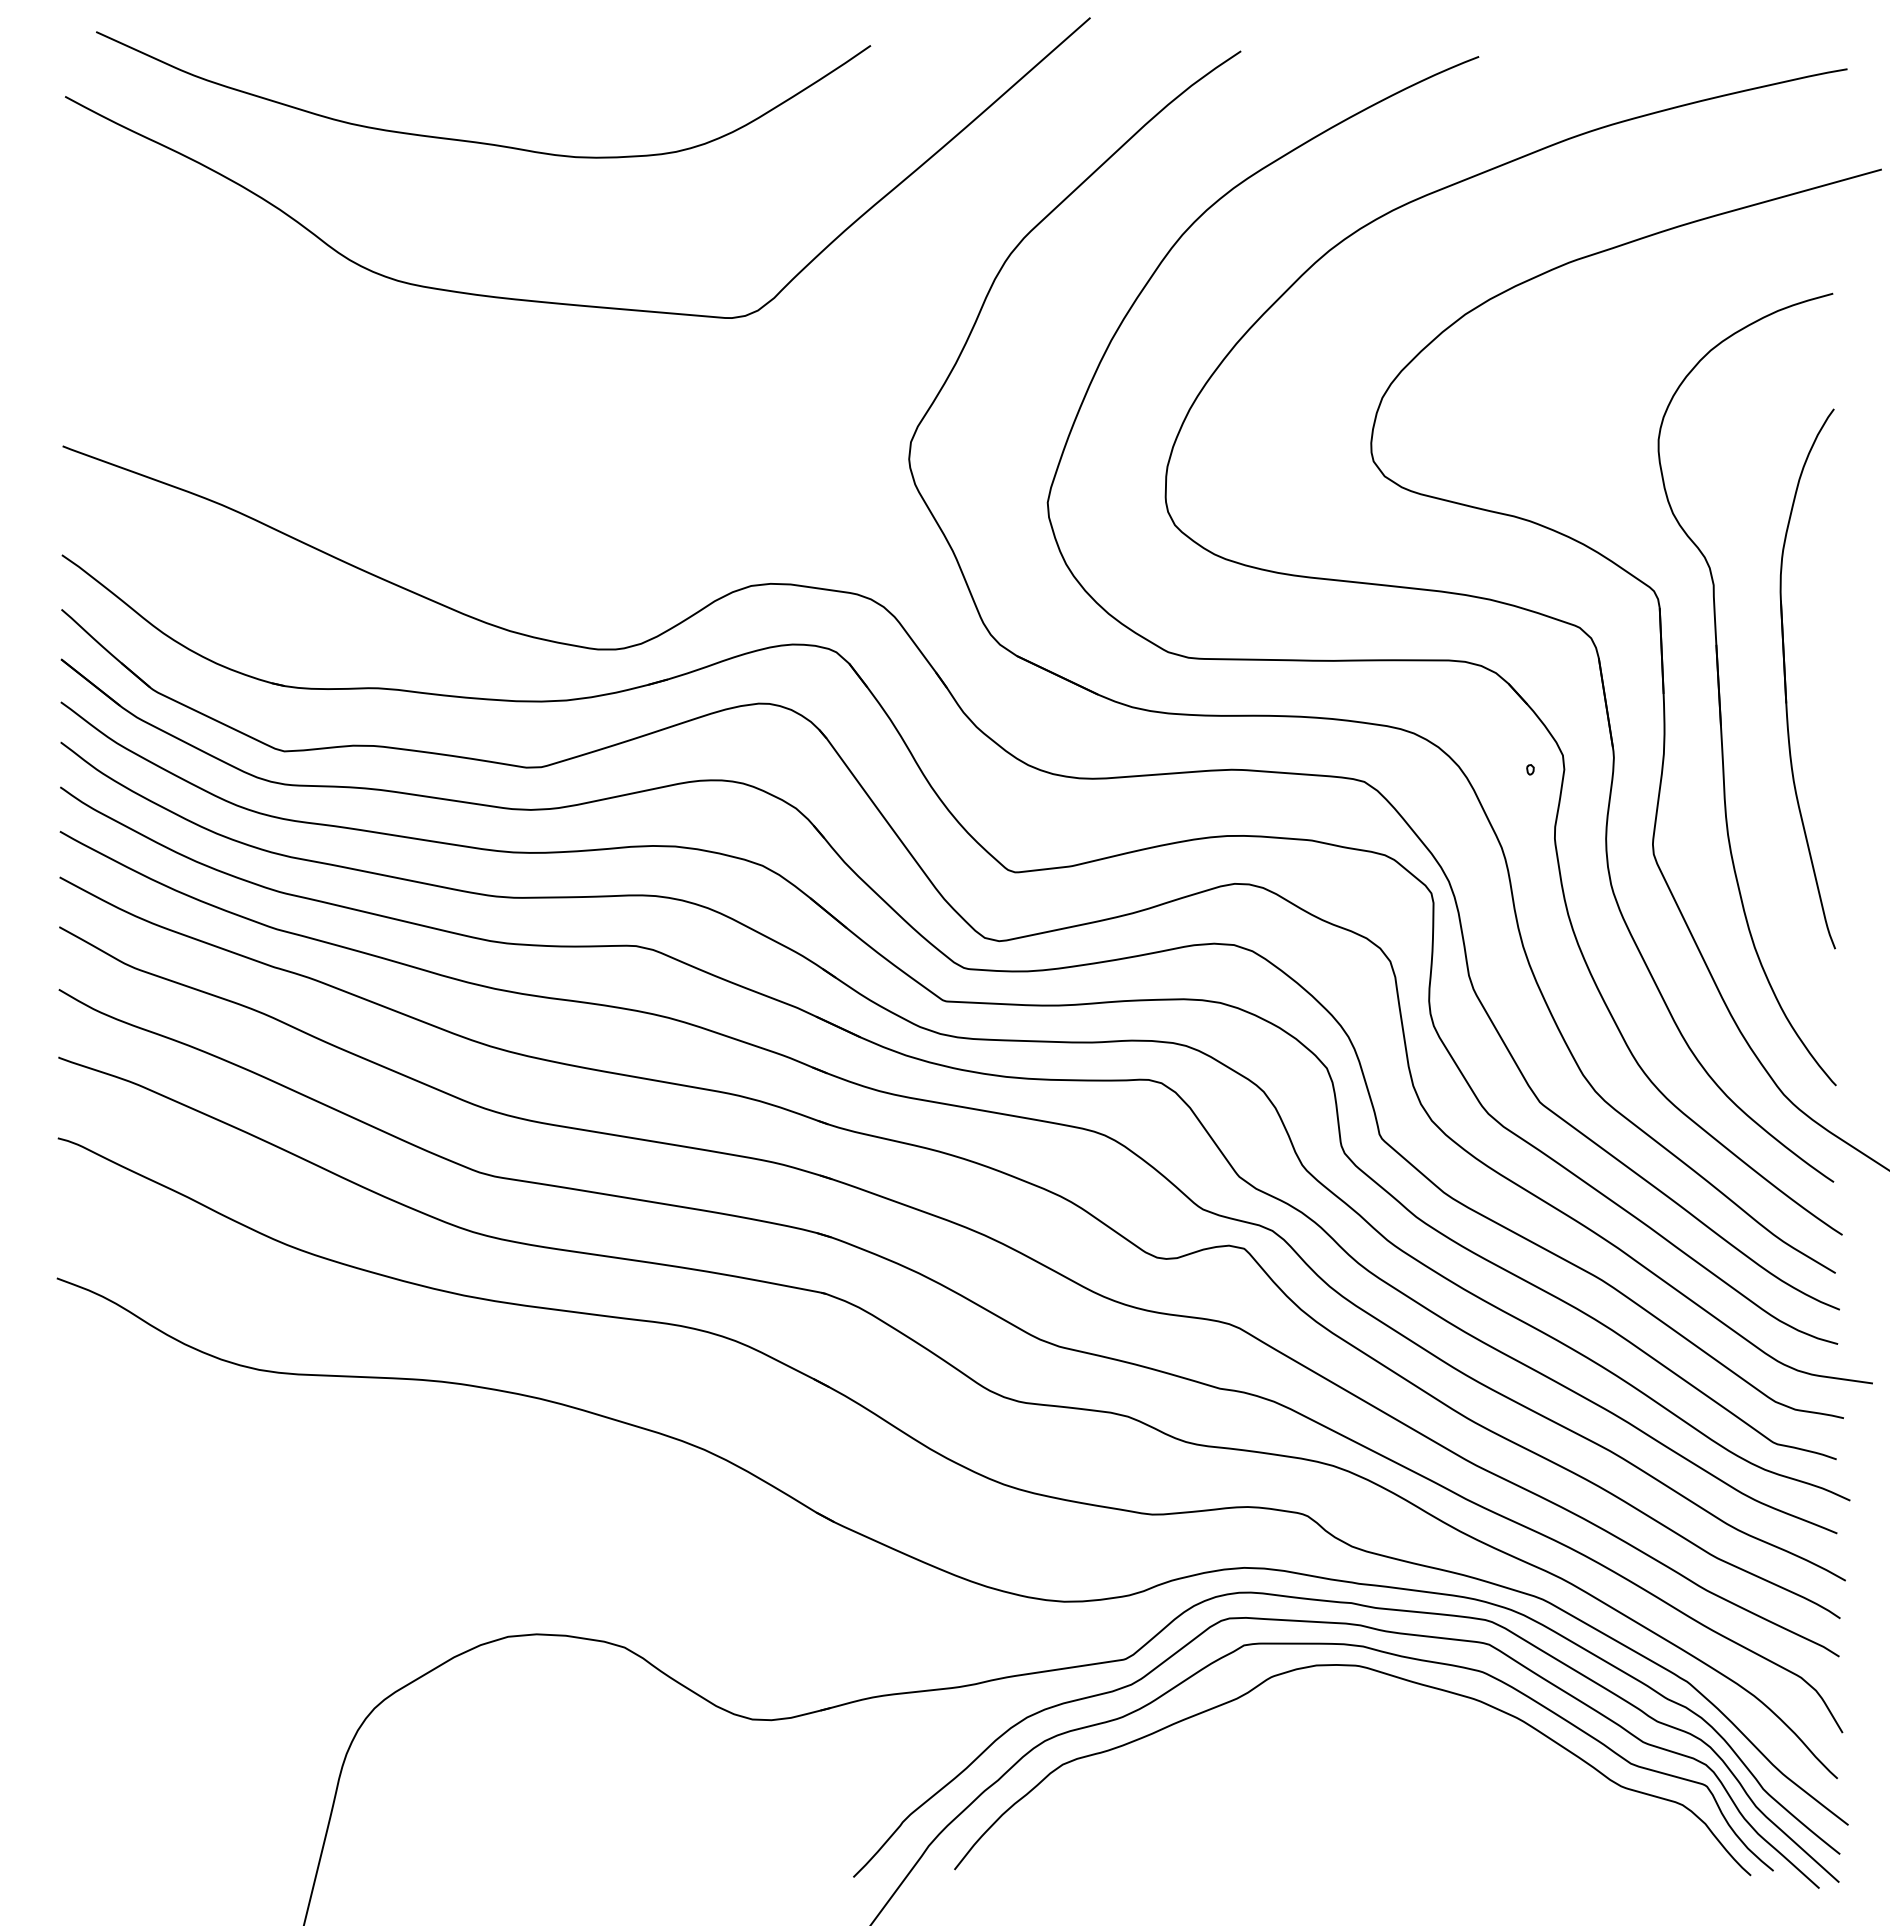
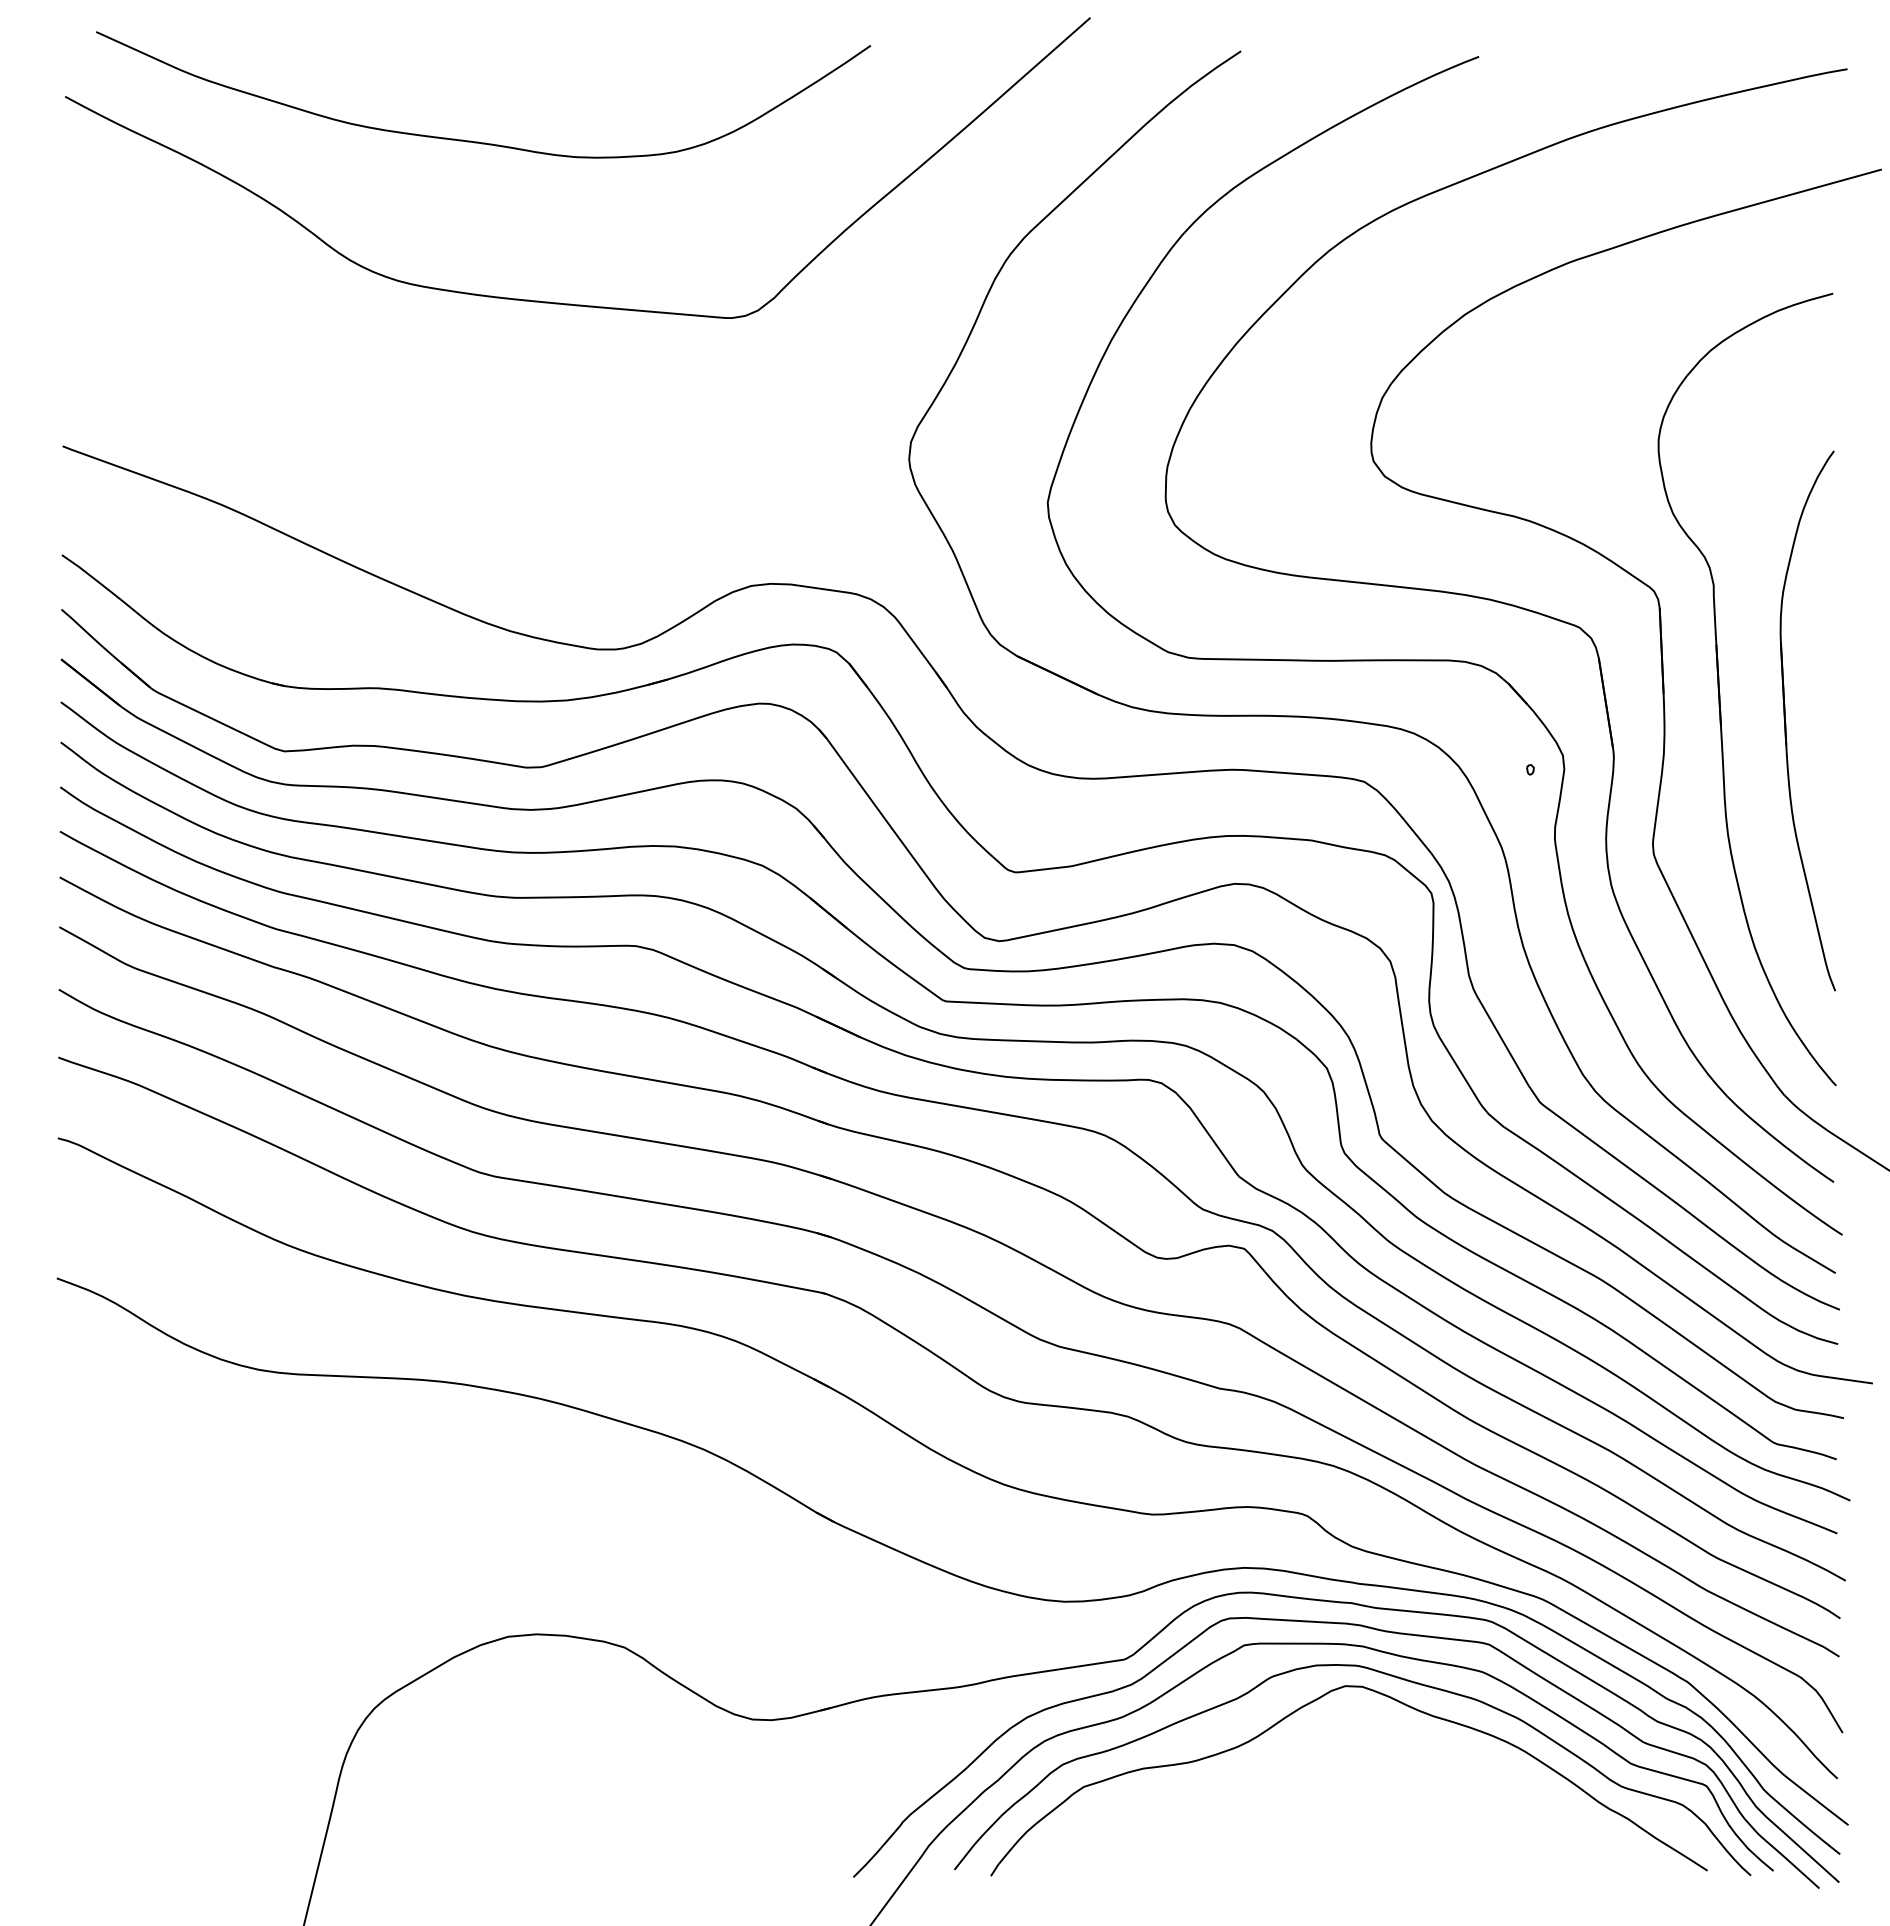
part position: (1786, 681) -> (1786, 723) (1786, 723)
curve: none -> present (1309, 1704)
